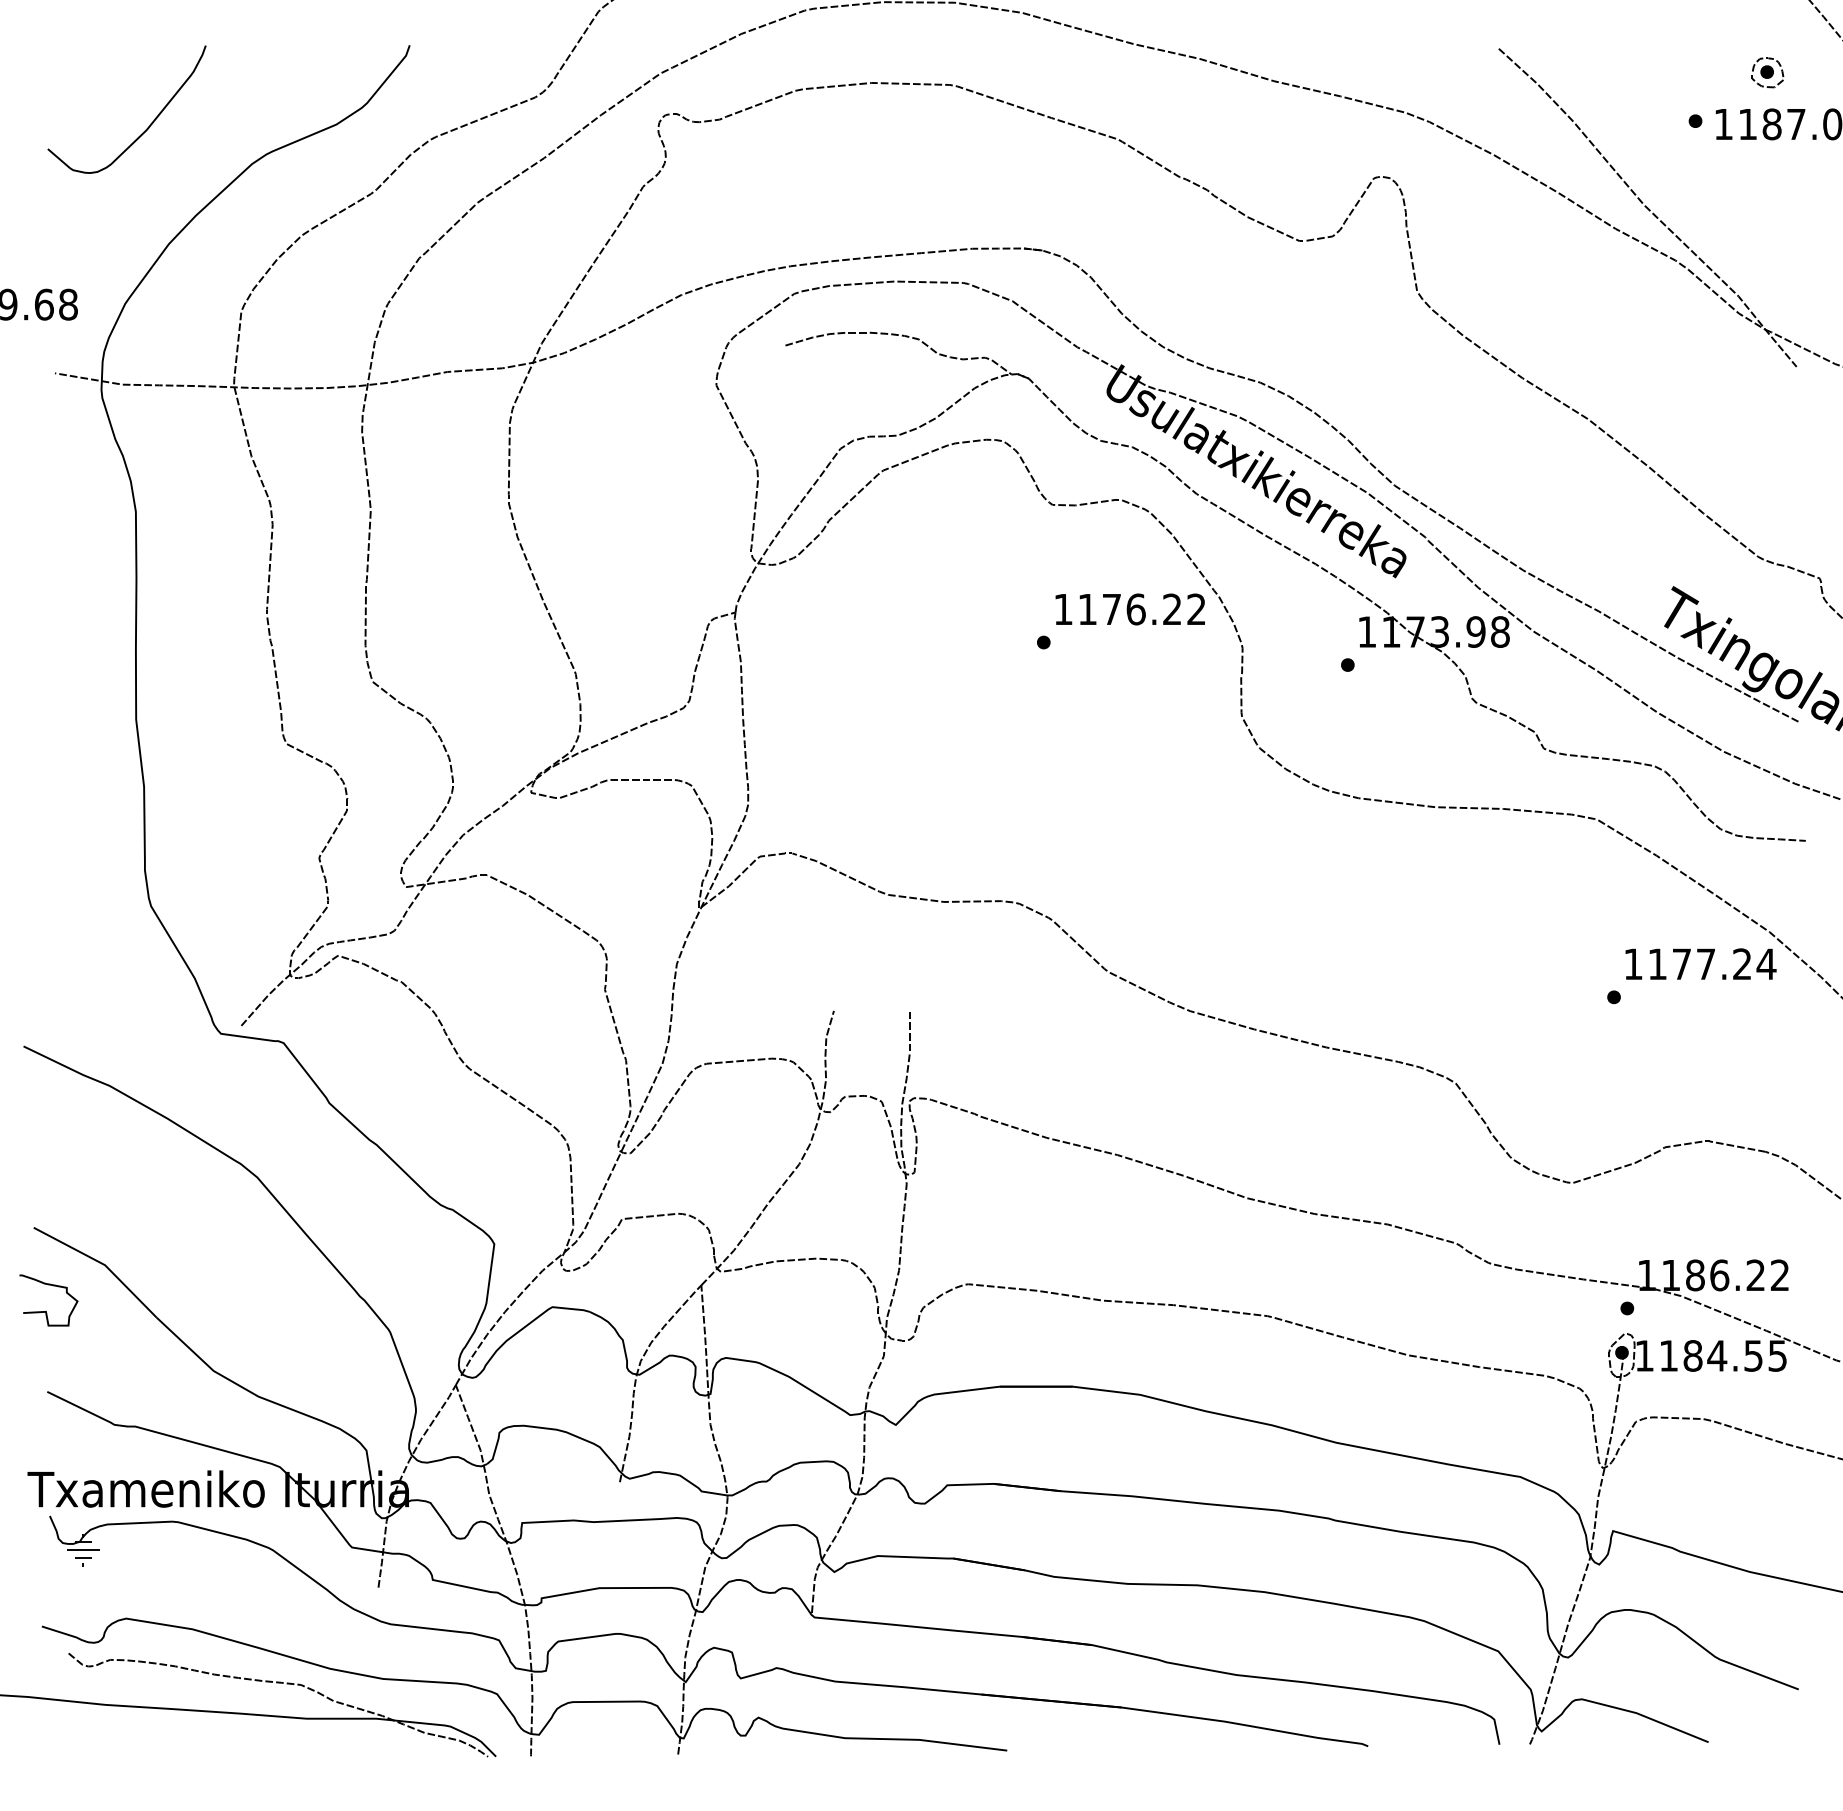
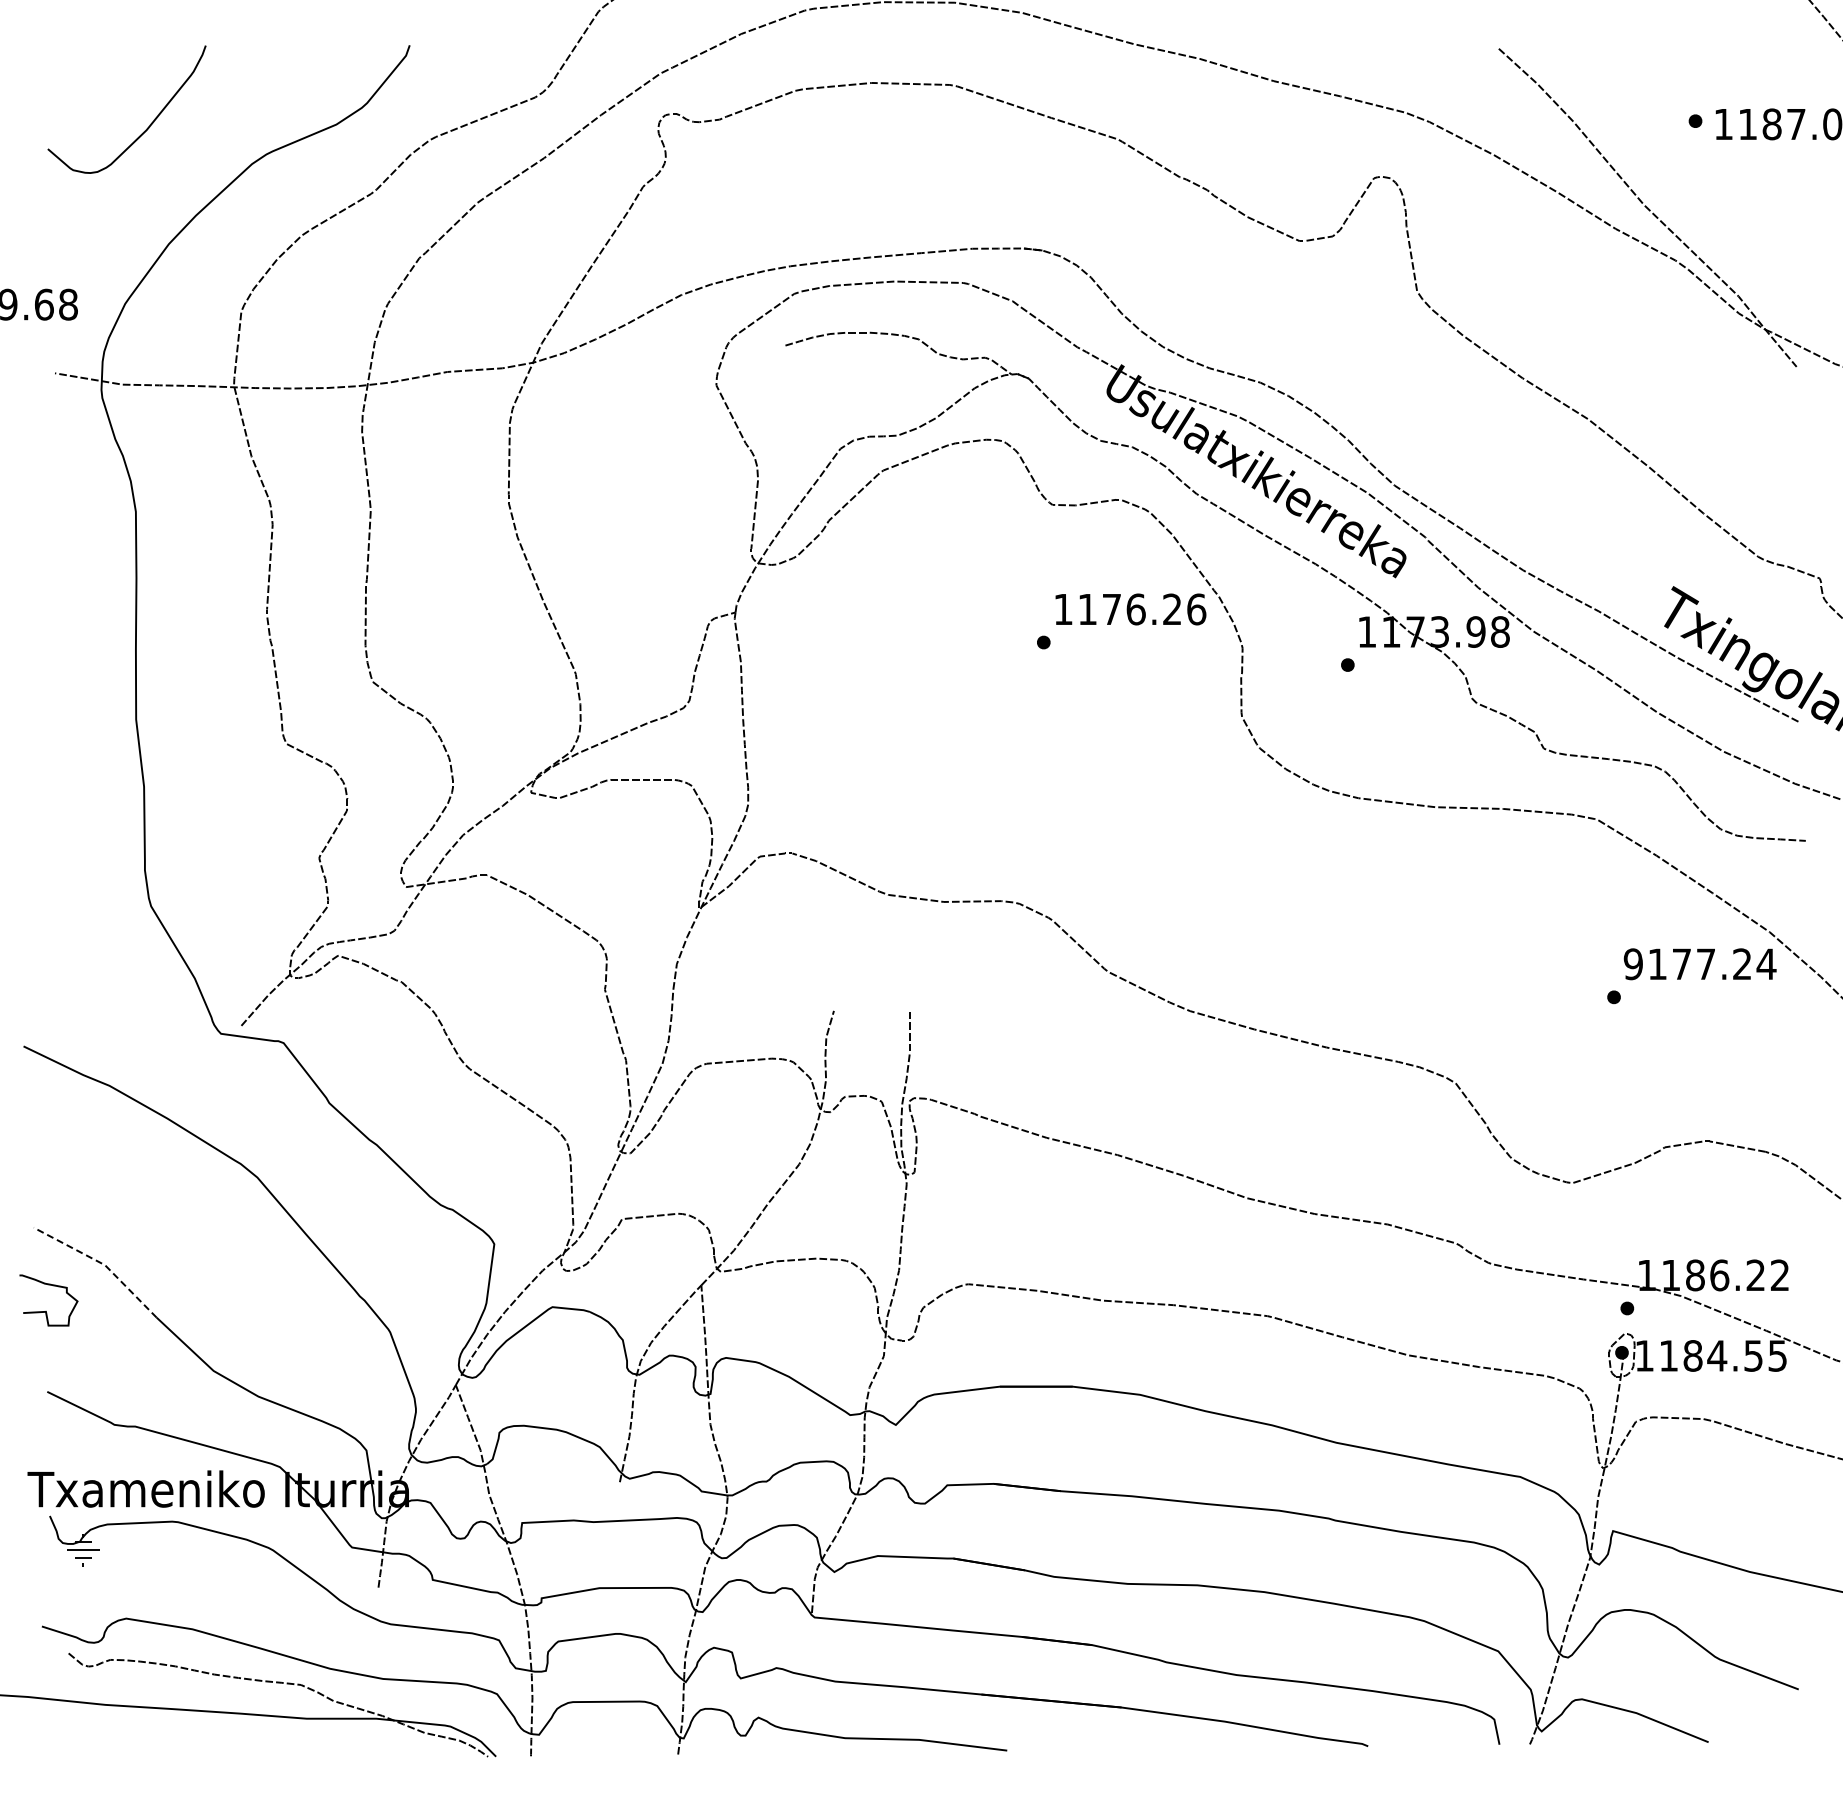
part: present -> none (1767, 72)
text: 1176.22 -> 1176.26 (1196, 609)
text: 1177.24 -> 9177.24 (1632, 964)
line: solid -> dashed (102, 1263)
